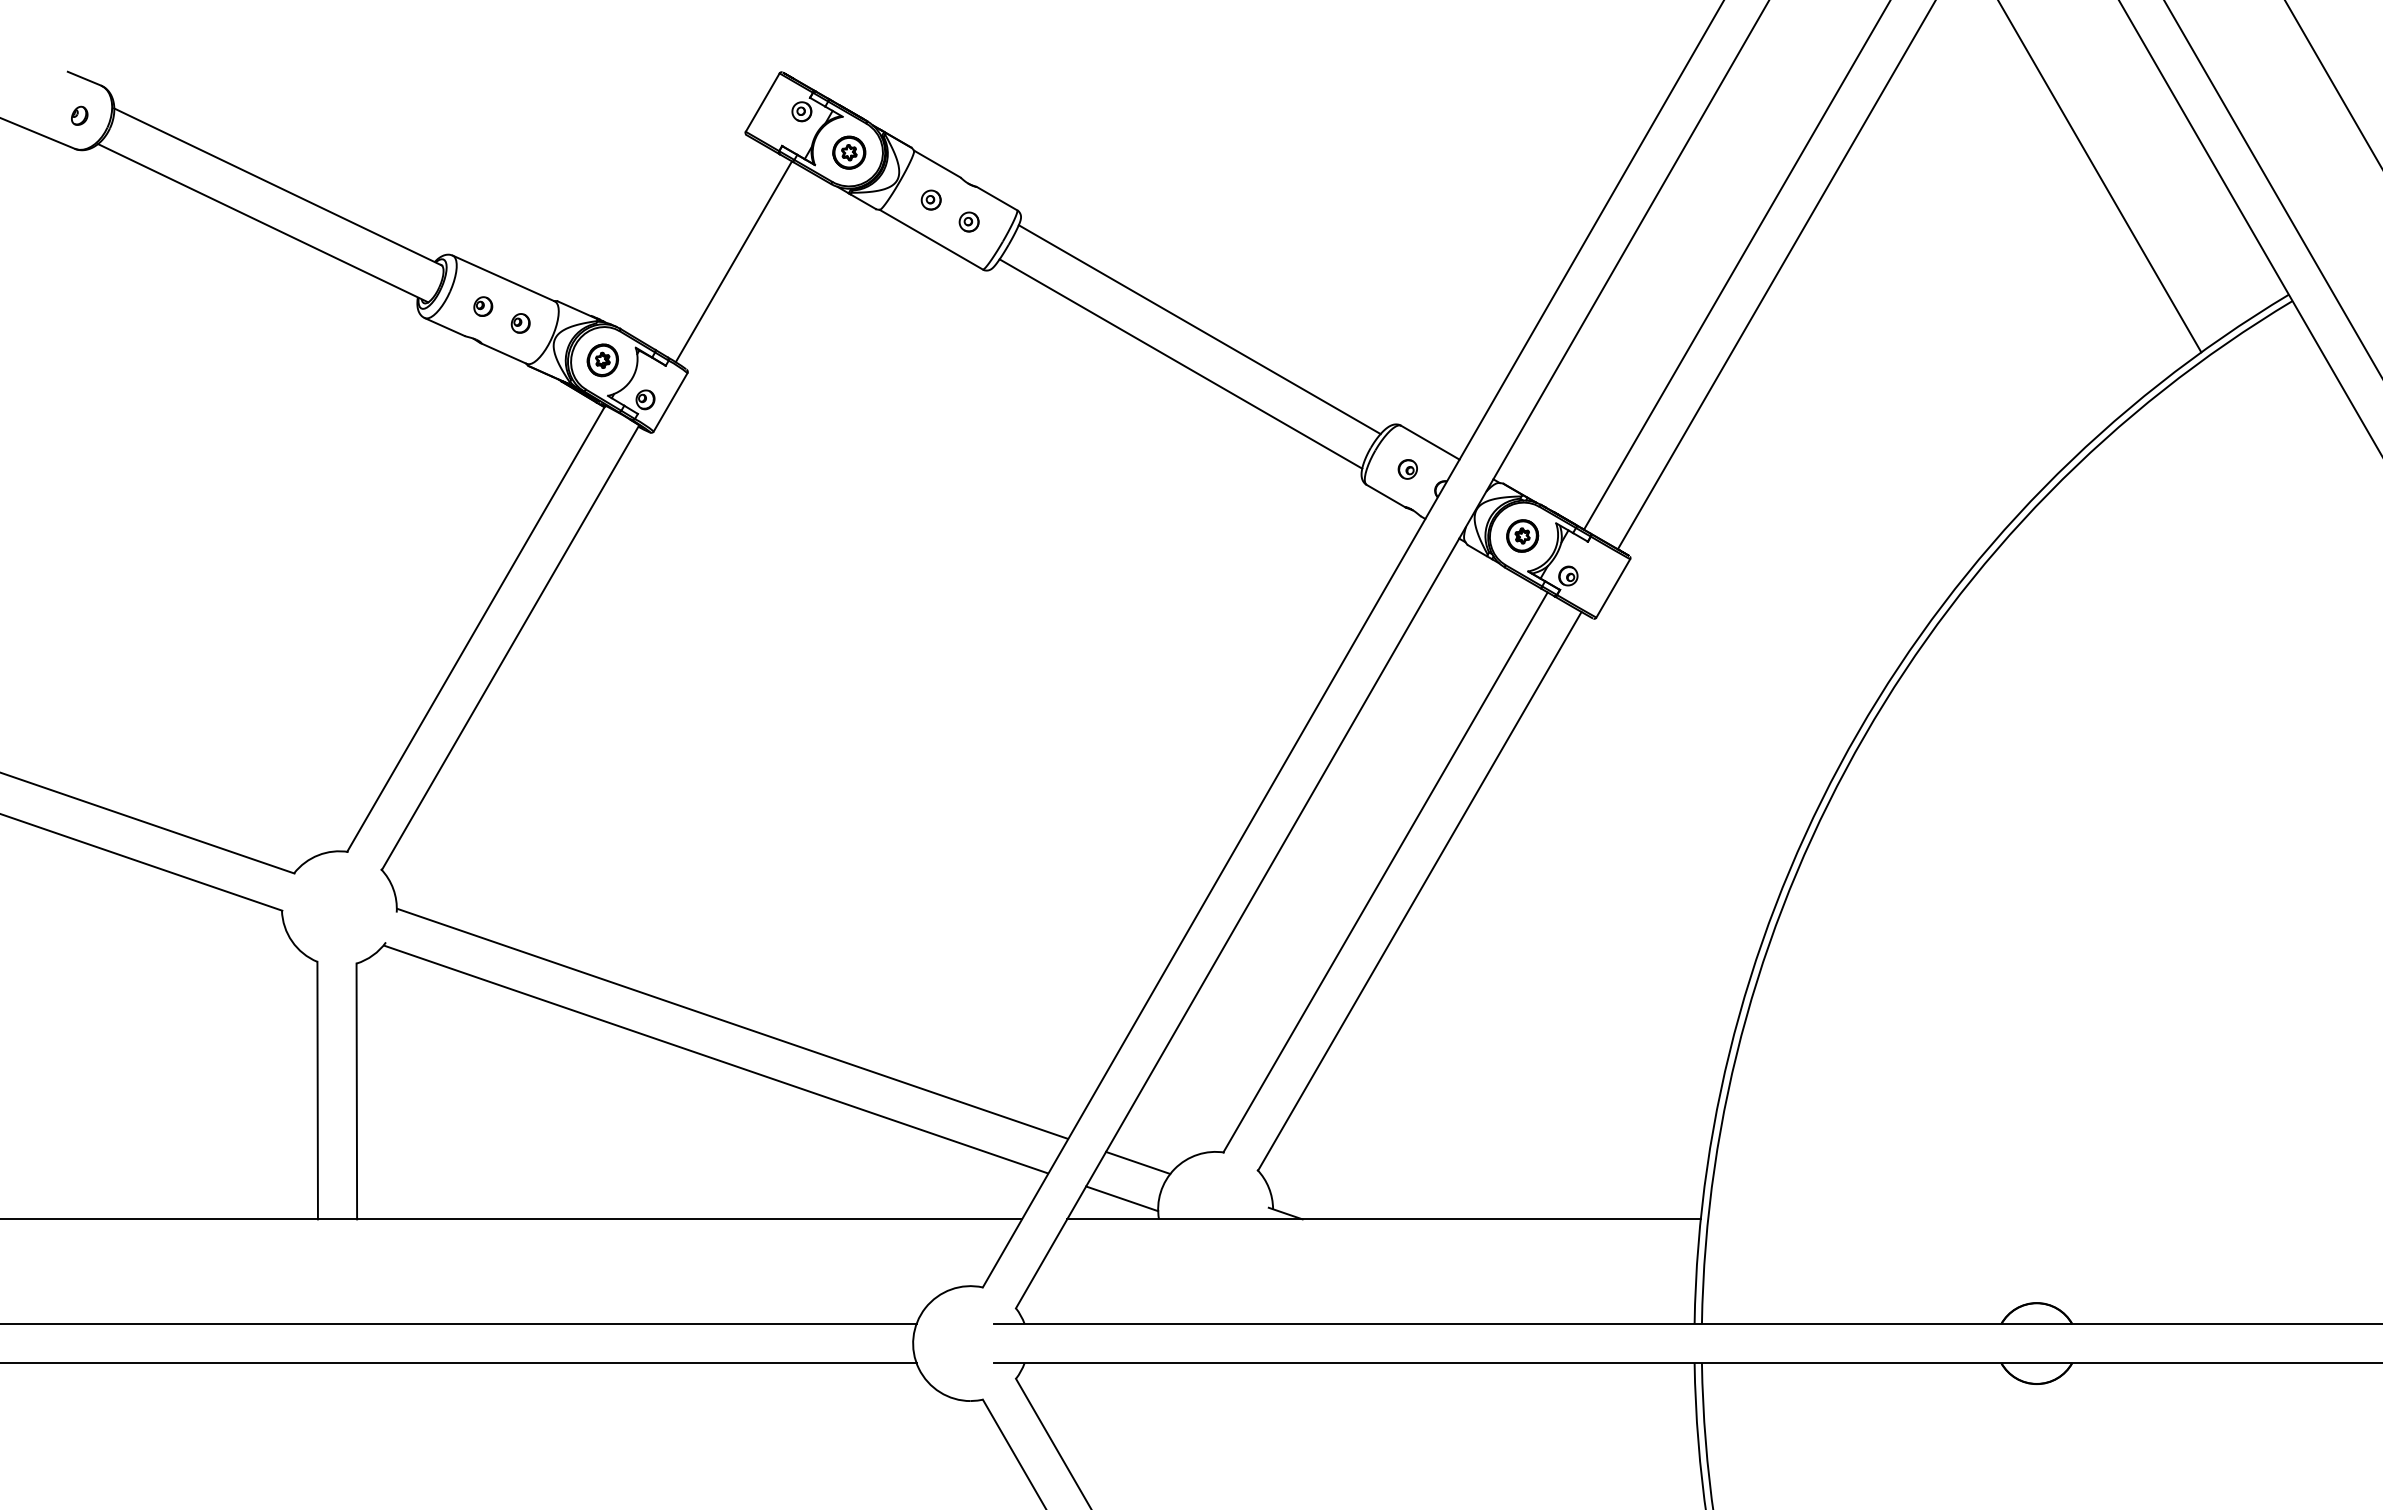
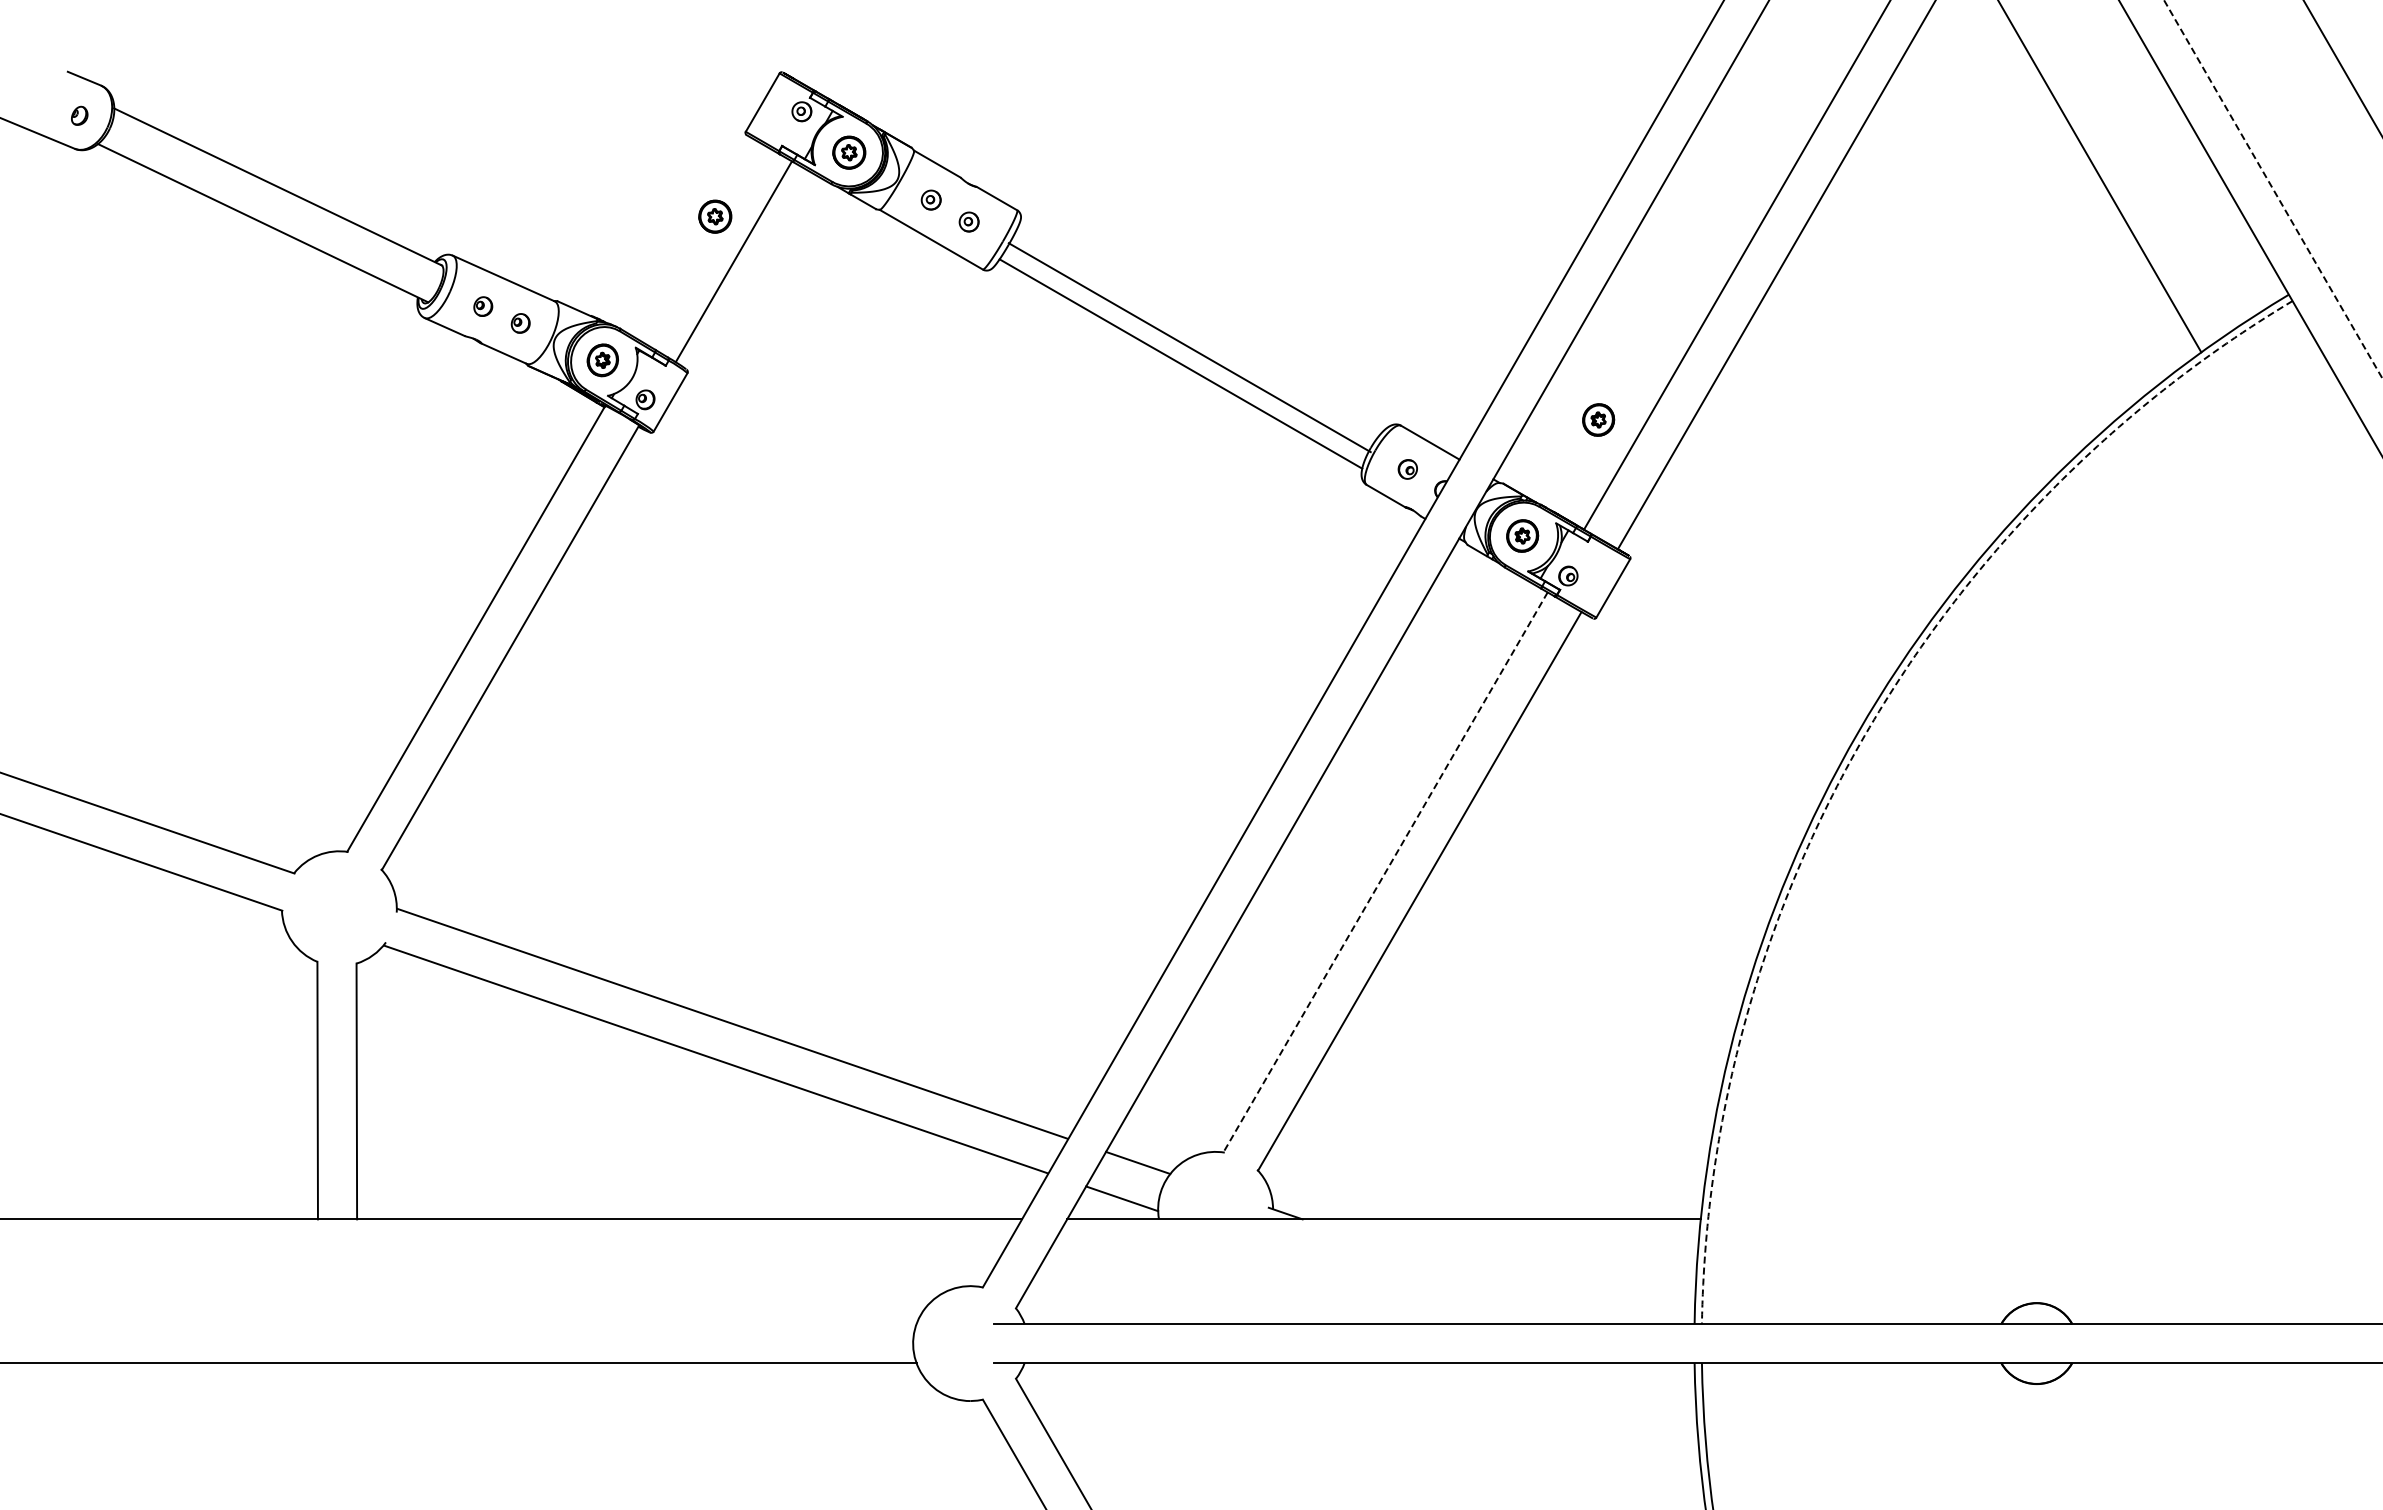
line position: (2332, 83) -> (2341, 67) (2341, 67)
line: solid -> dashed (2273, 189)
part: none -> present (715, 216)
line position: (1199, 329) -> (1189, 347) (1189, 347)
part: none -> present (1598, 419)
arc: solid -> dashed (1864, 735)
line: solid -> dashed (1385, 872)
line: present -> none (459, 1324)
